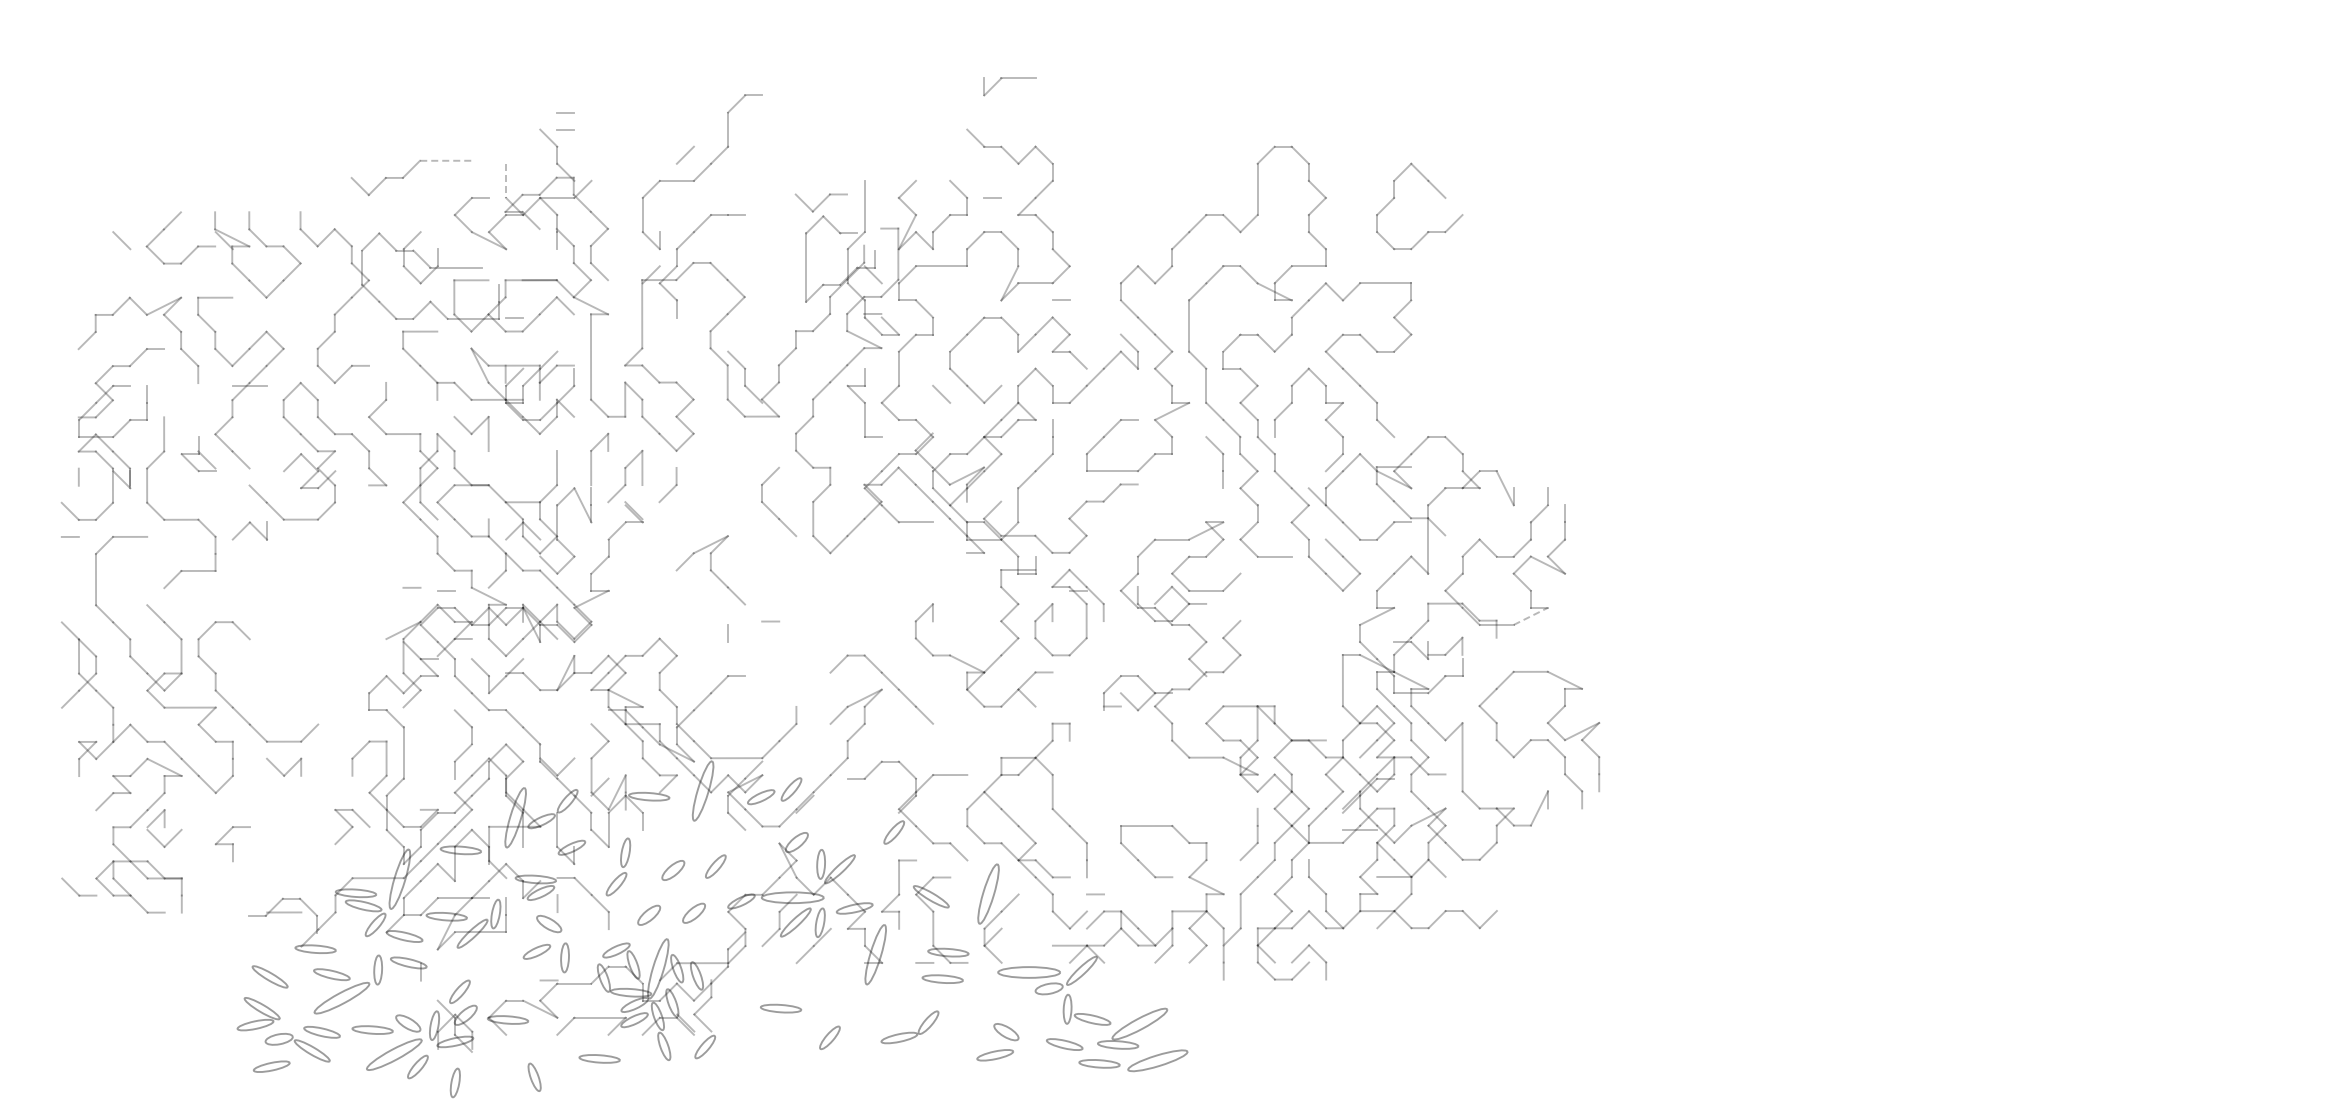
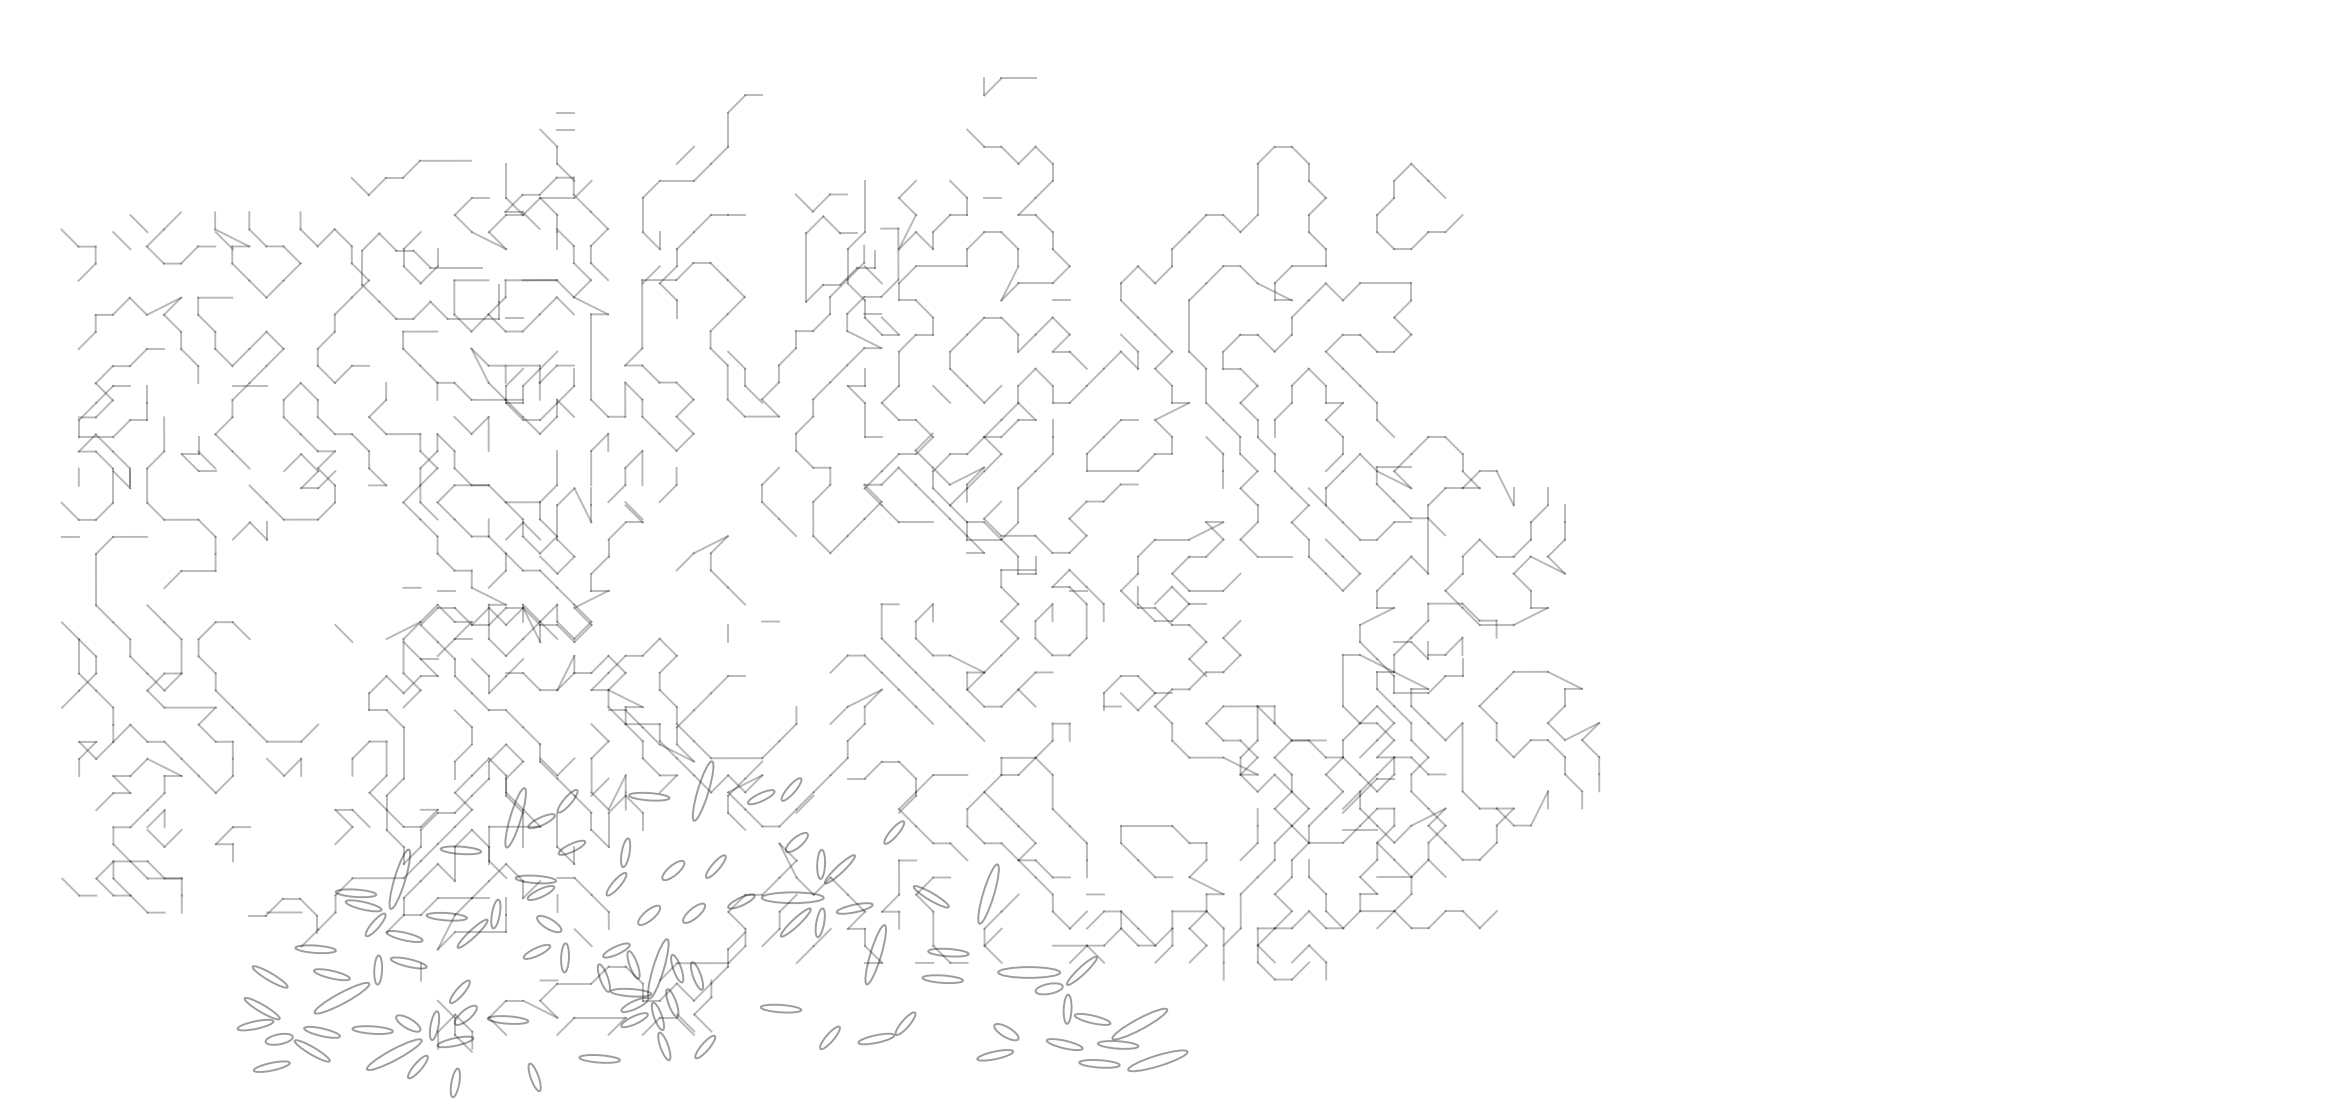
line: dashed -> solid (445, 160)
line: dashed -> solid (506, 181)
line: none -> present (138, 223)
part: none -> present (78, 247)
line: dashed -> solid (1531, 616)
line: none -> present (343, 633)
part: none -> present (924, 680)
line: none -> present (582, 937)
part position: (909, 1026) -> (886, 1027) (886, 1027)
